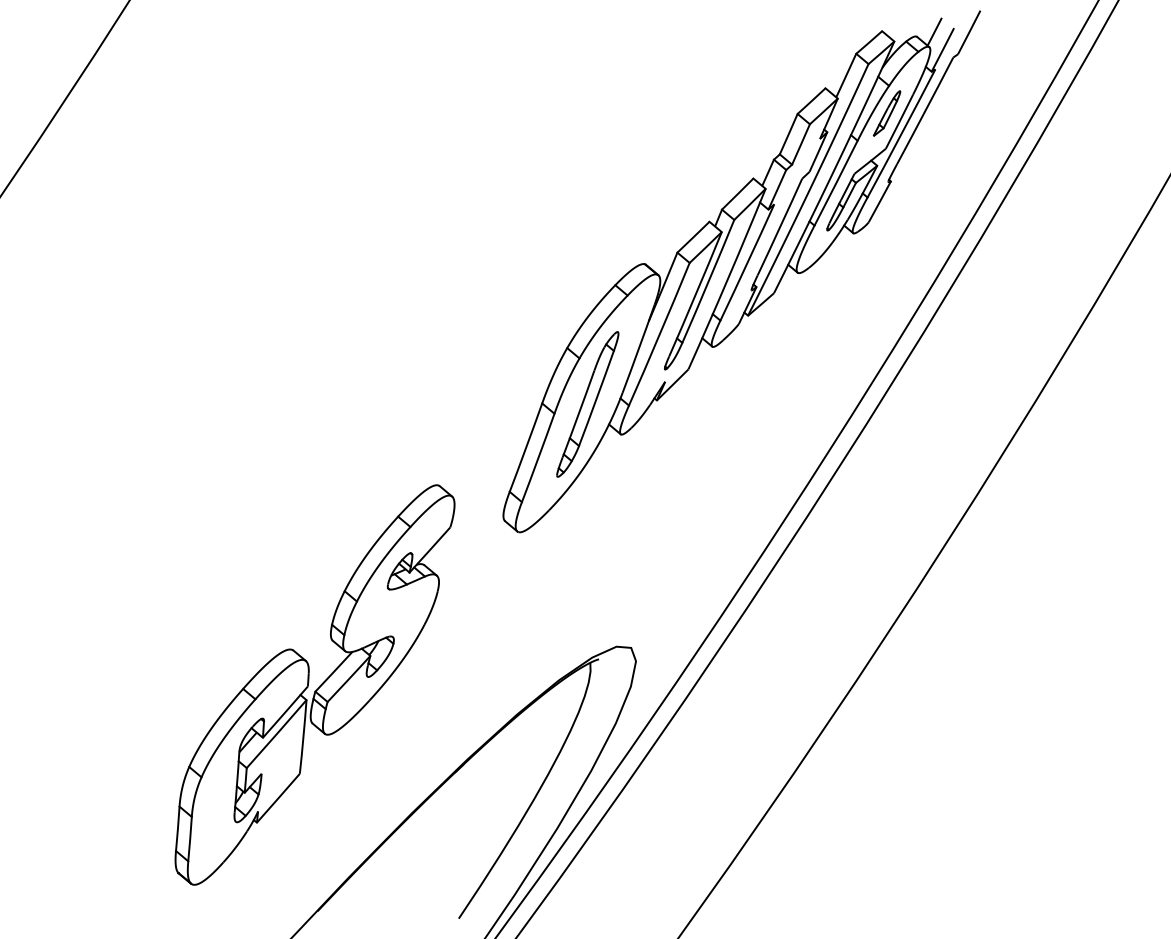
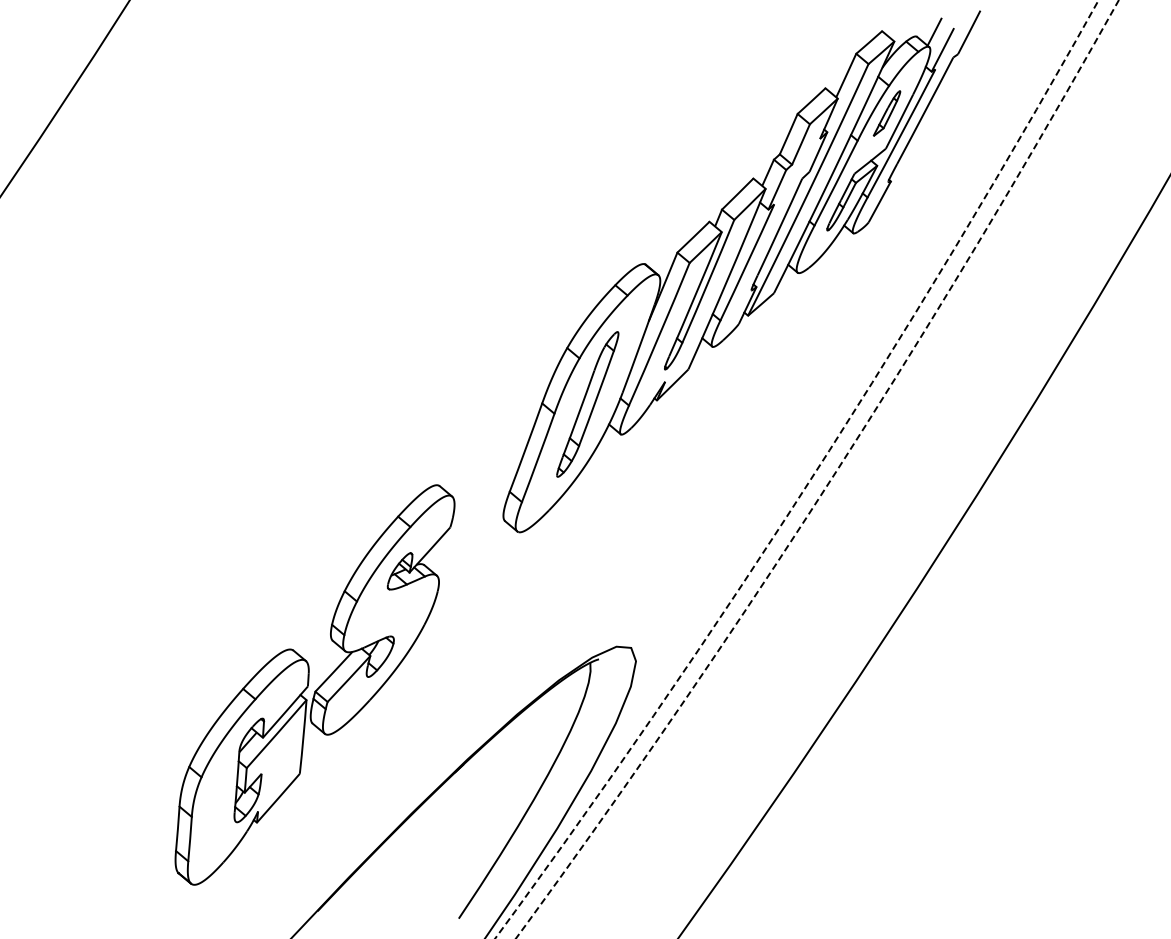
circle: solid -> dashed (816, 469)
arc: solid -> dashed (811, 478)
